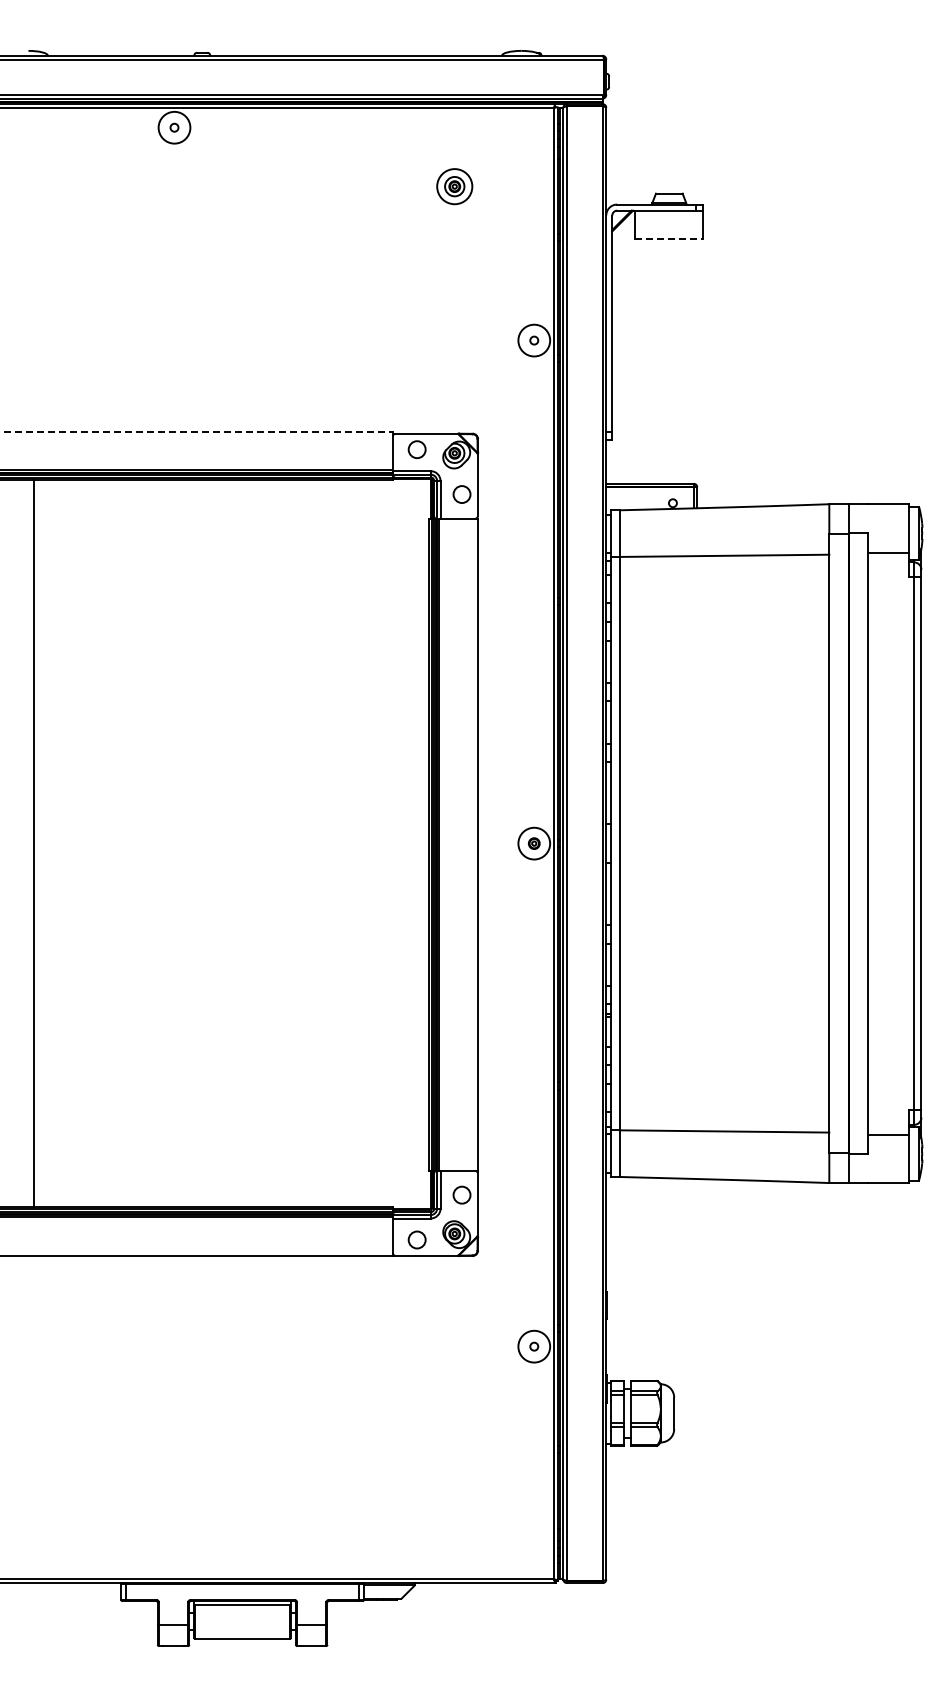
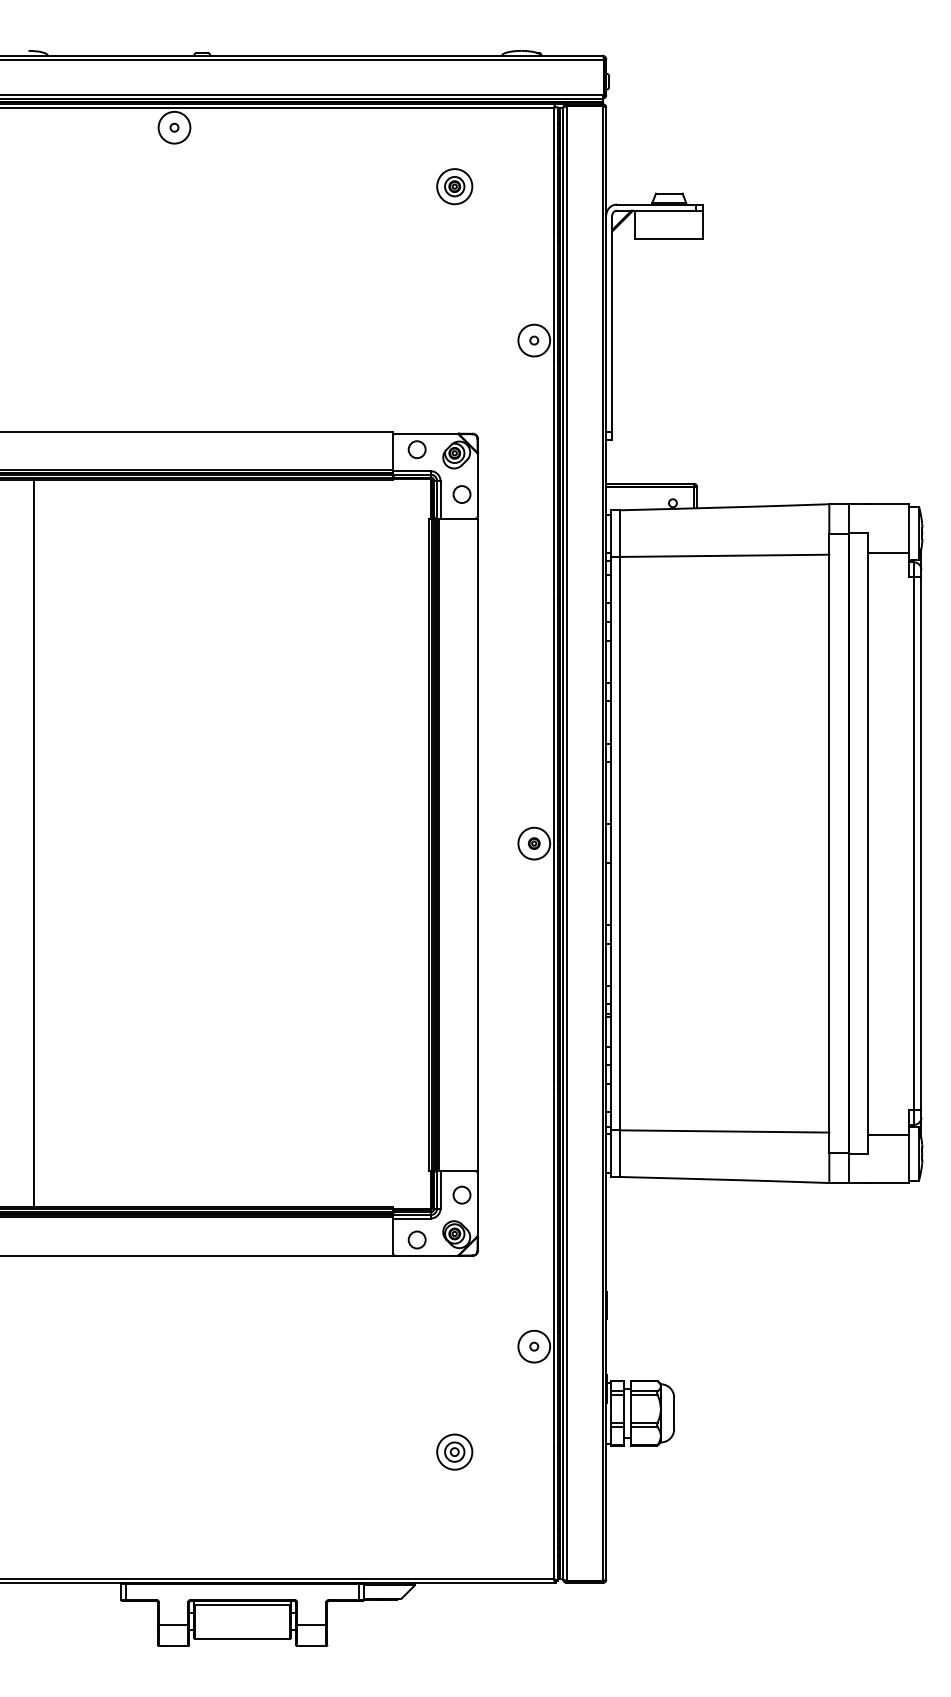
line: dashed -> solid (669, 238)
line: dashed -> solid (196, 431)
part: none -> present (454, 1451)
